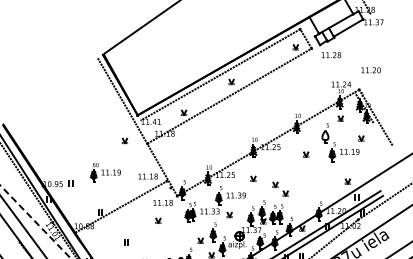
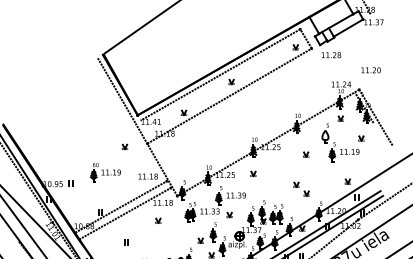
part position: (124, 140) -> (124, 146) (124, 146)
part position: (253, 178) -> (253, 173) (253, 173)
part position: (280, 188) -> (301, 188) (301, 188)
line: none -> present (124, 213)
line: dashed -> solid (35, 222)
